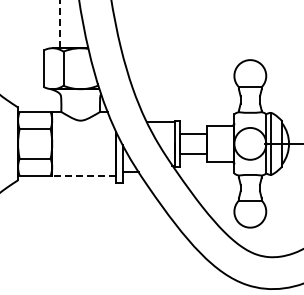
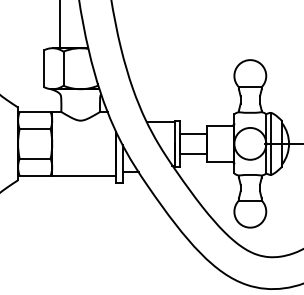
line: dashed -> solid (60, 24)
line: dashed -> solid (84, 175)
